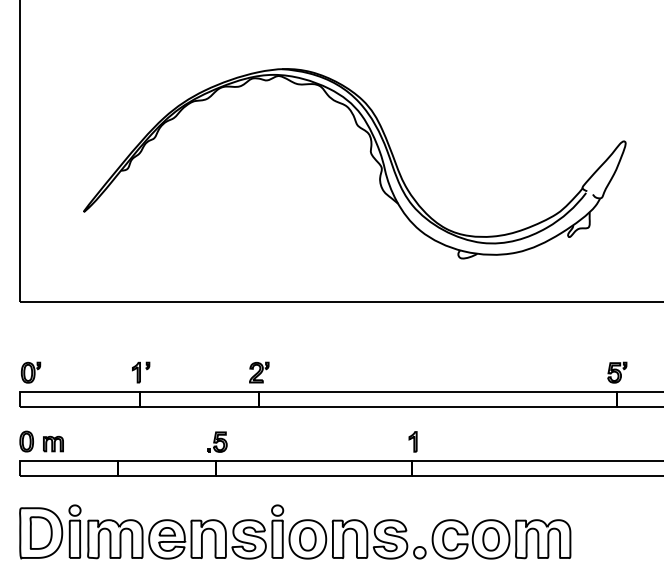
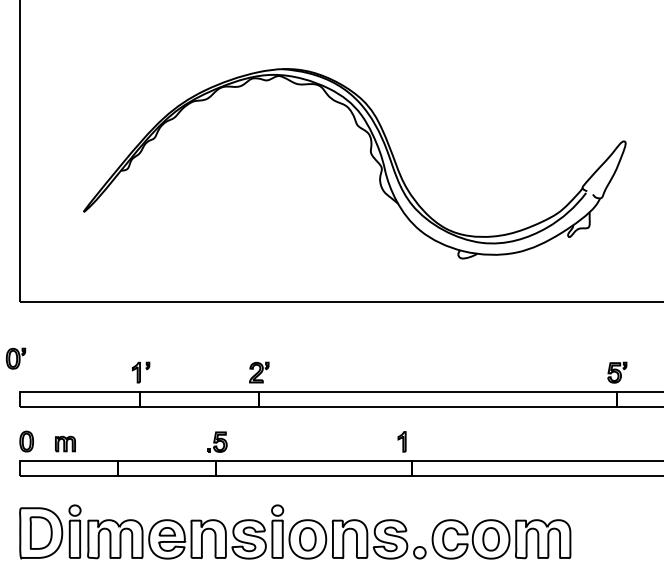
part position: (30, 372) -> (15, 358) (15, 358)
part position: (412, 441) -> (401, 441) (401, 441)
part position: (53, 443) -> (65, 443) (65, 443)
